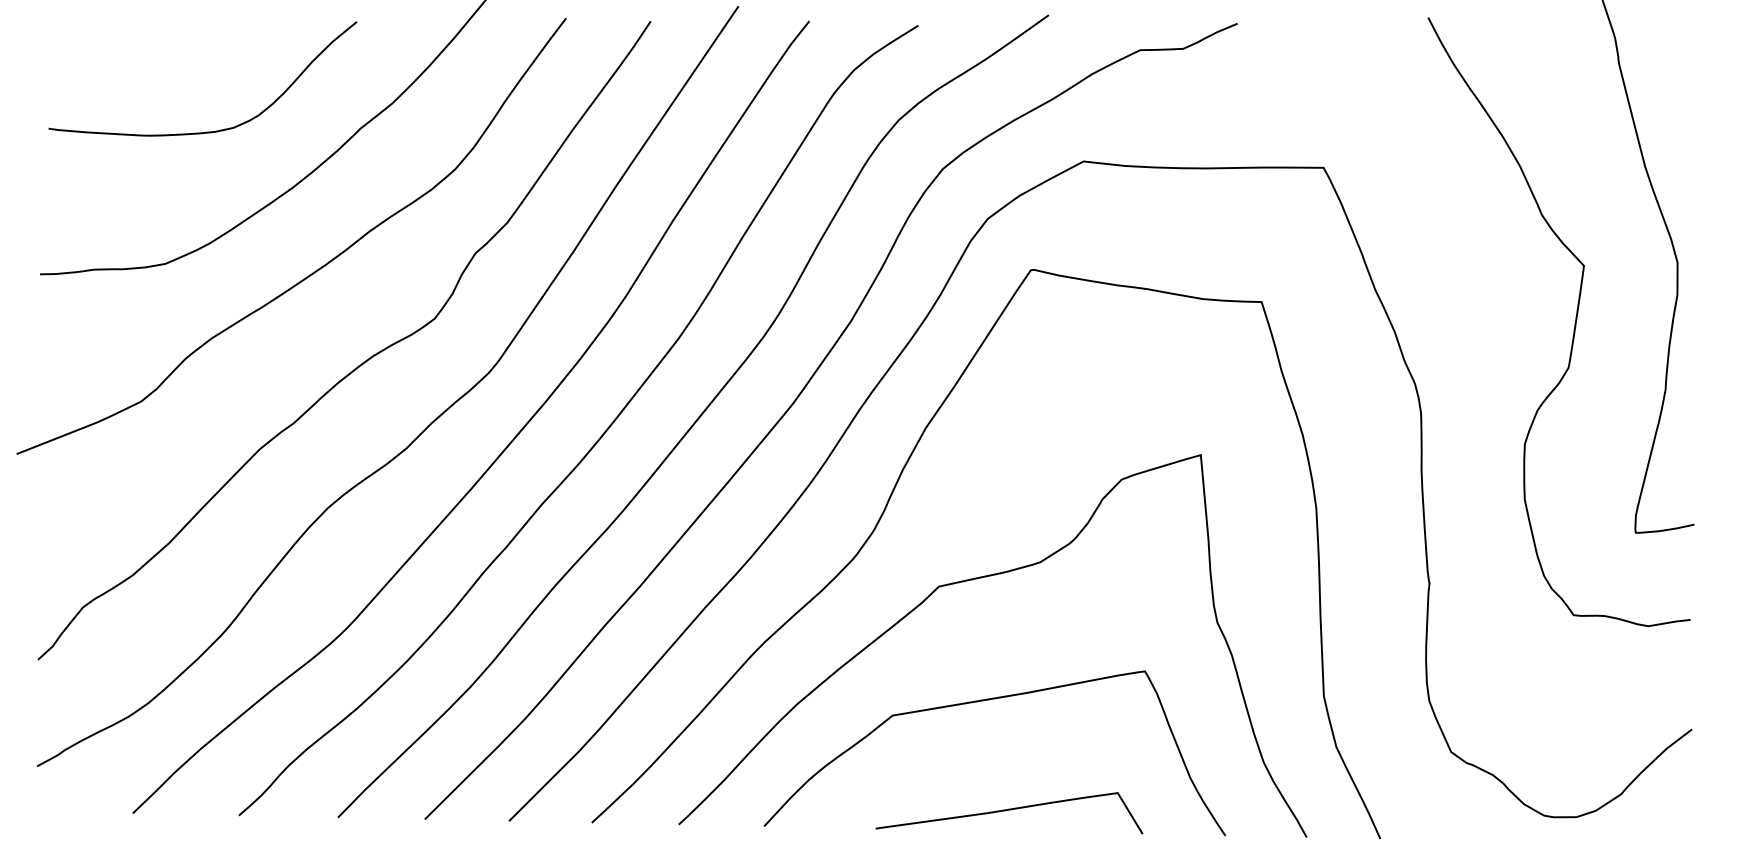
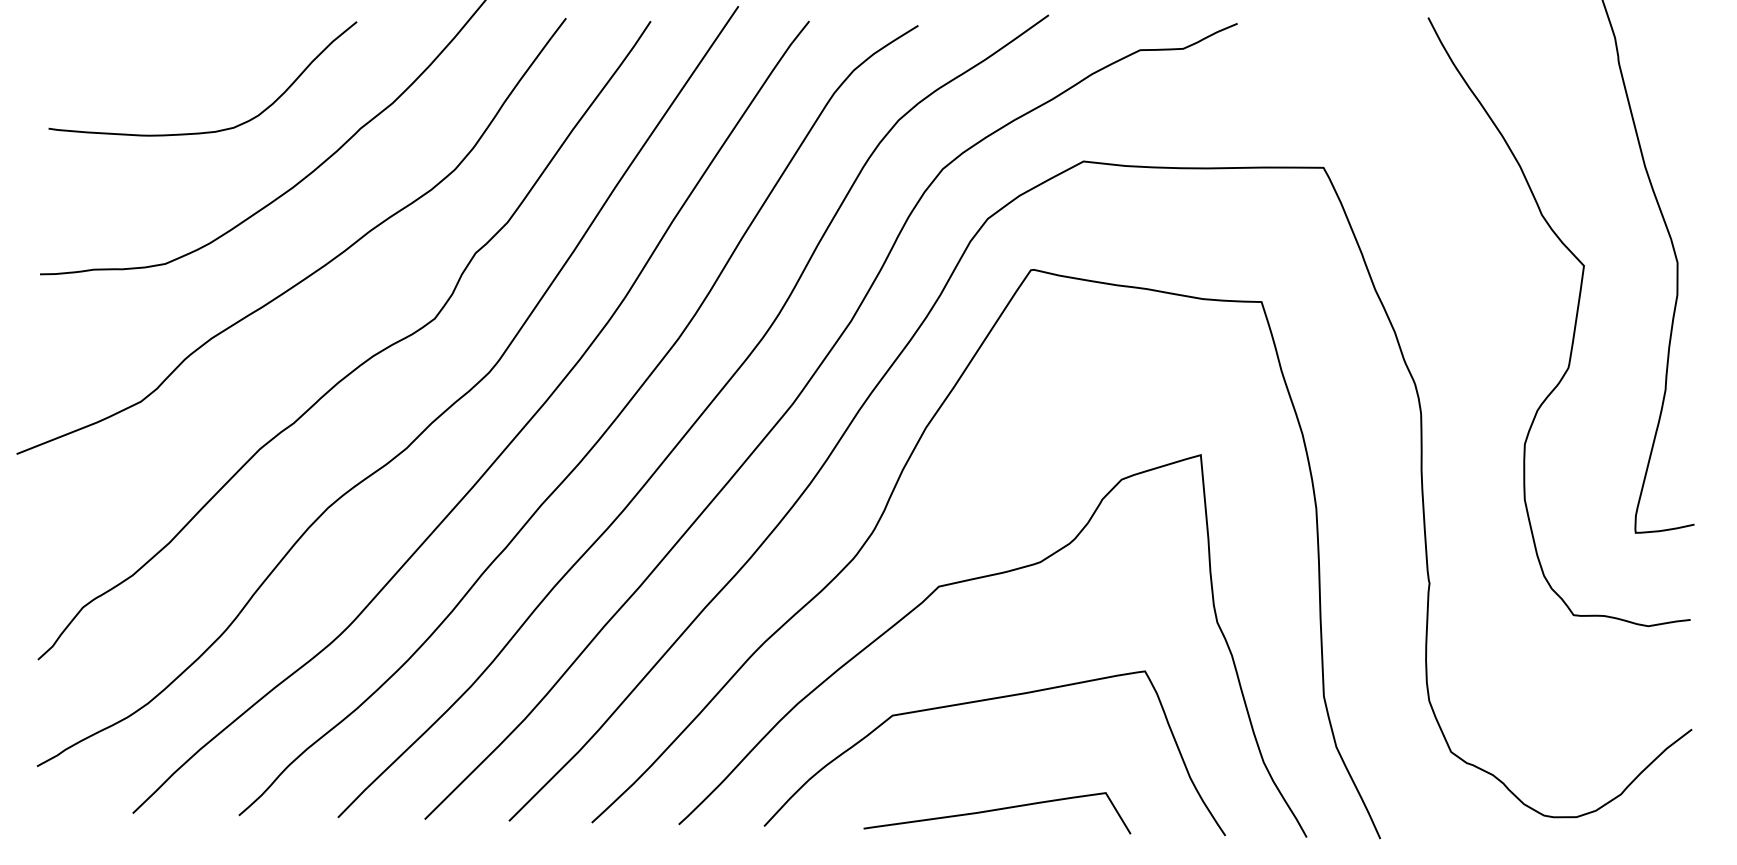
curve position: (1009, 810) -> (997, 810) (997, 810)
